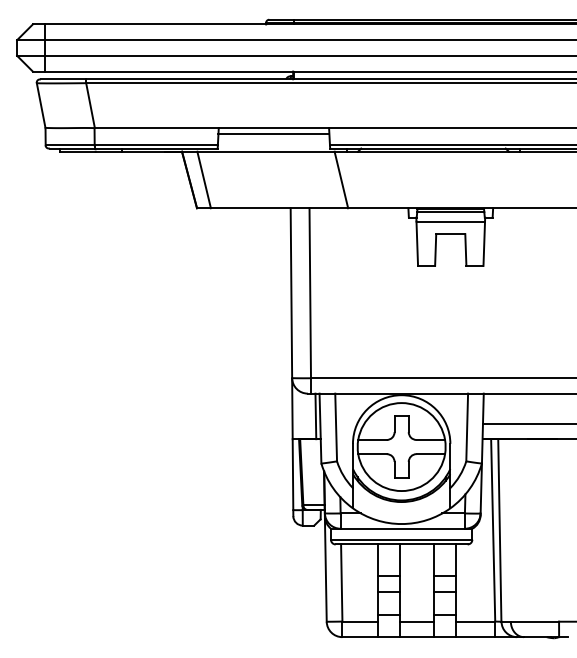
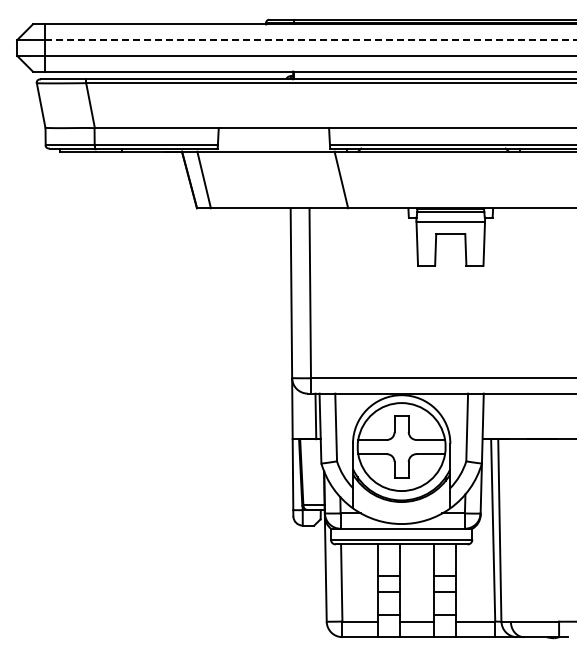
line: solid -> dashed (310, 40)
line: present -> none (273, 134)
line: present -> none (527, 424)
